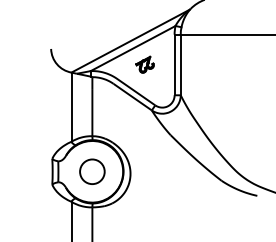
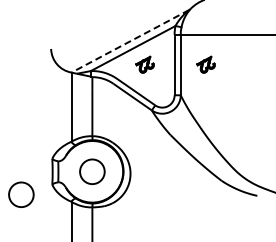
line: solid -> dashed (130, 41)
part: none -> present (205, 64)
circle: none -> present (21, 194)
